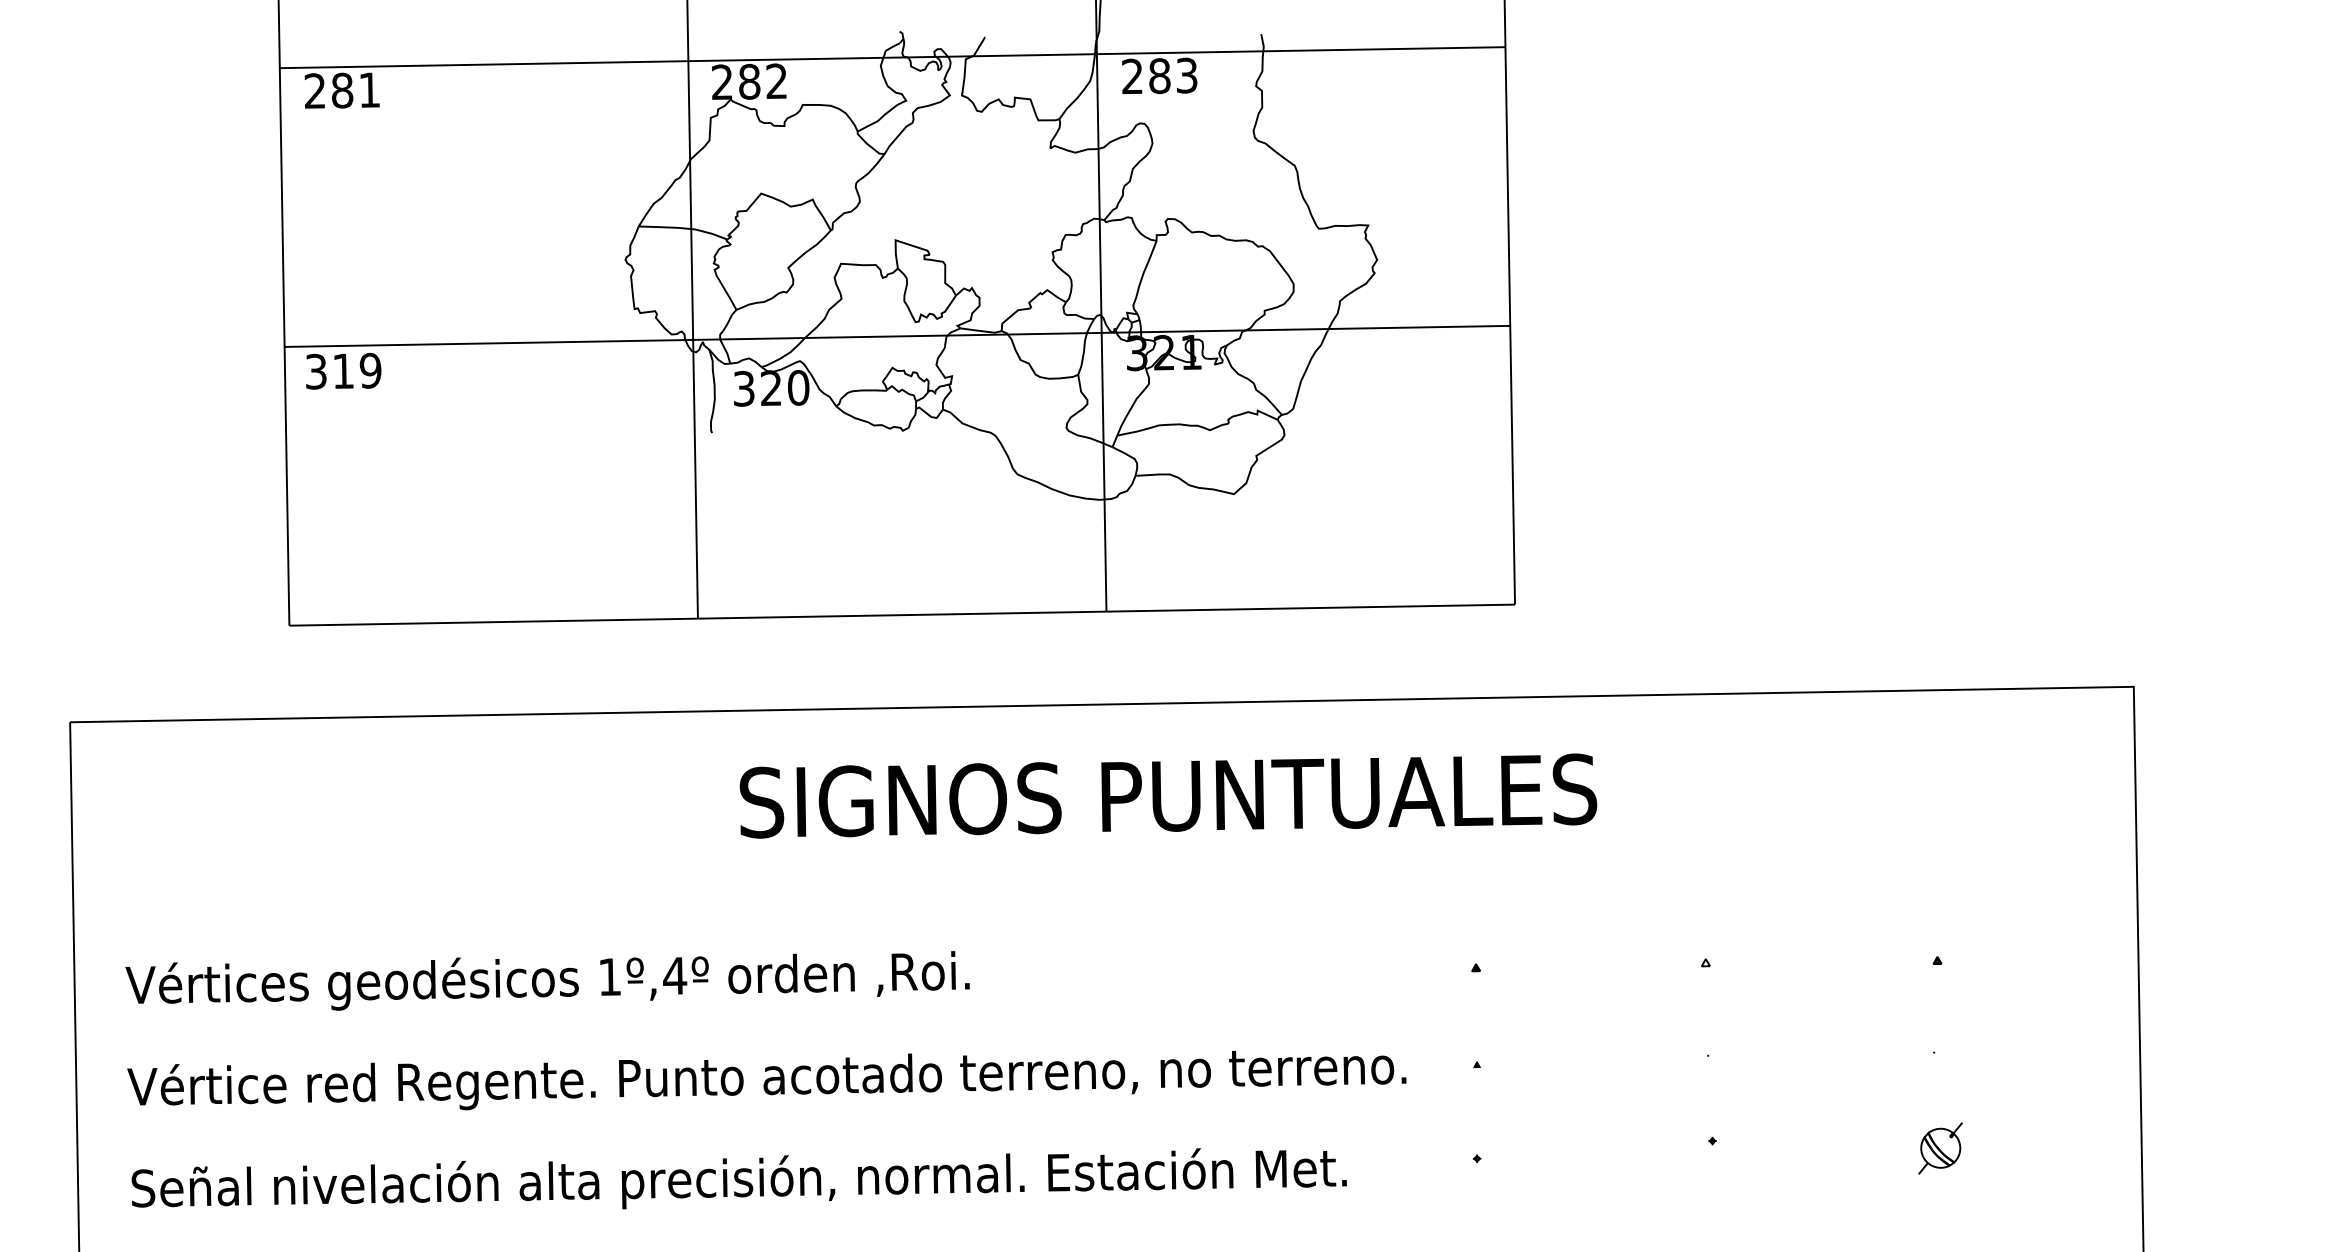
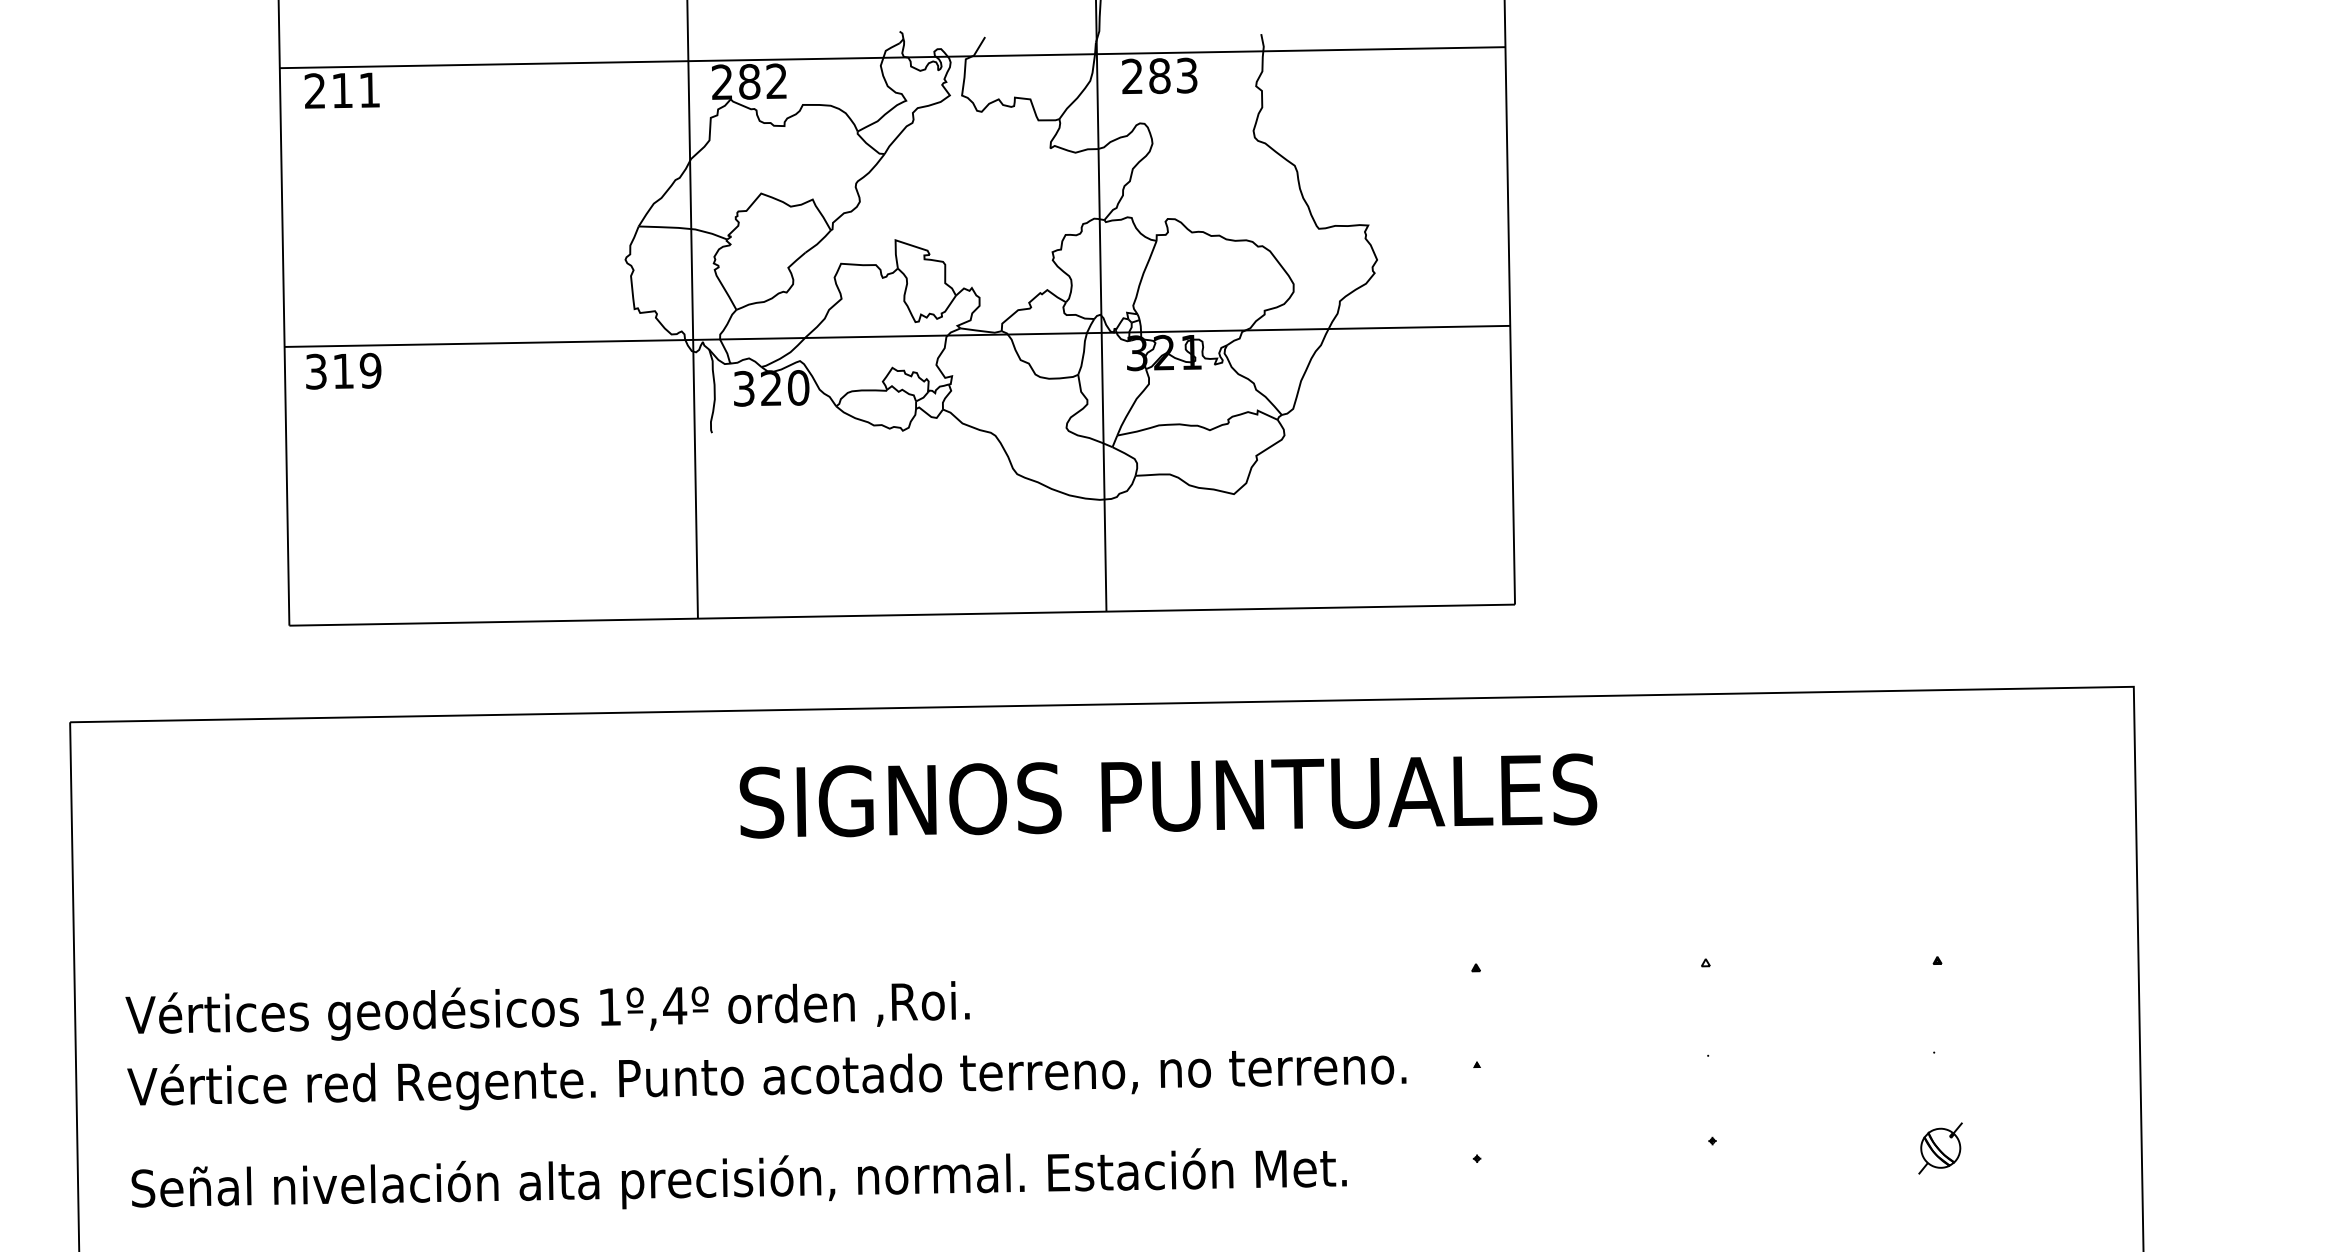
text: 281 -> 211 (342, 90)
text position: (547, 980) -> (547, 1010) (547, 1010)
